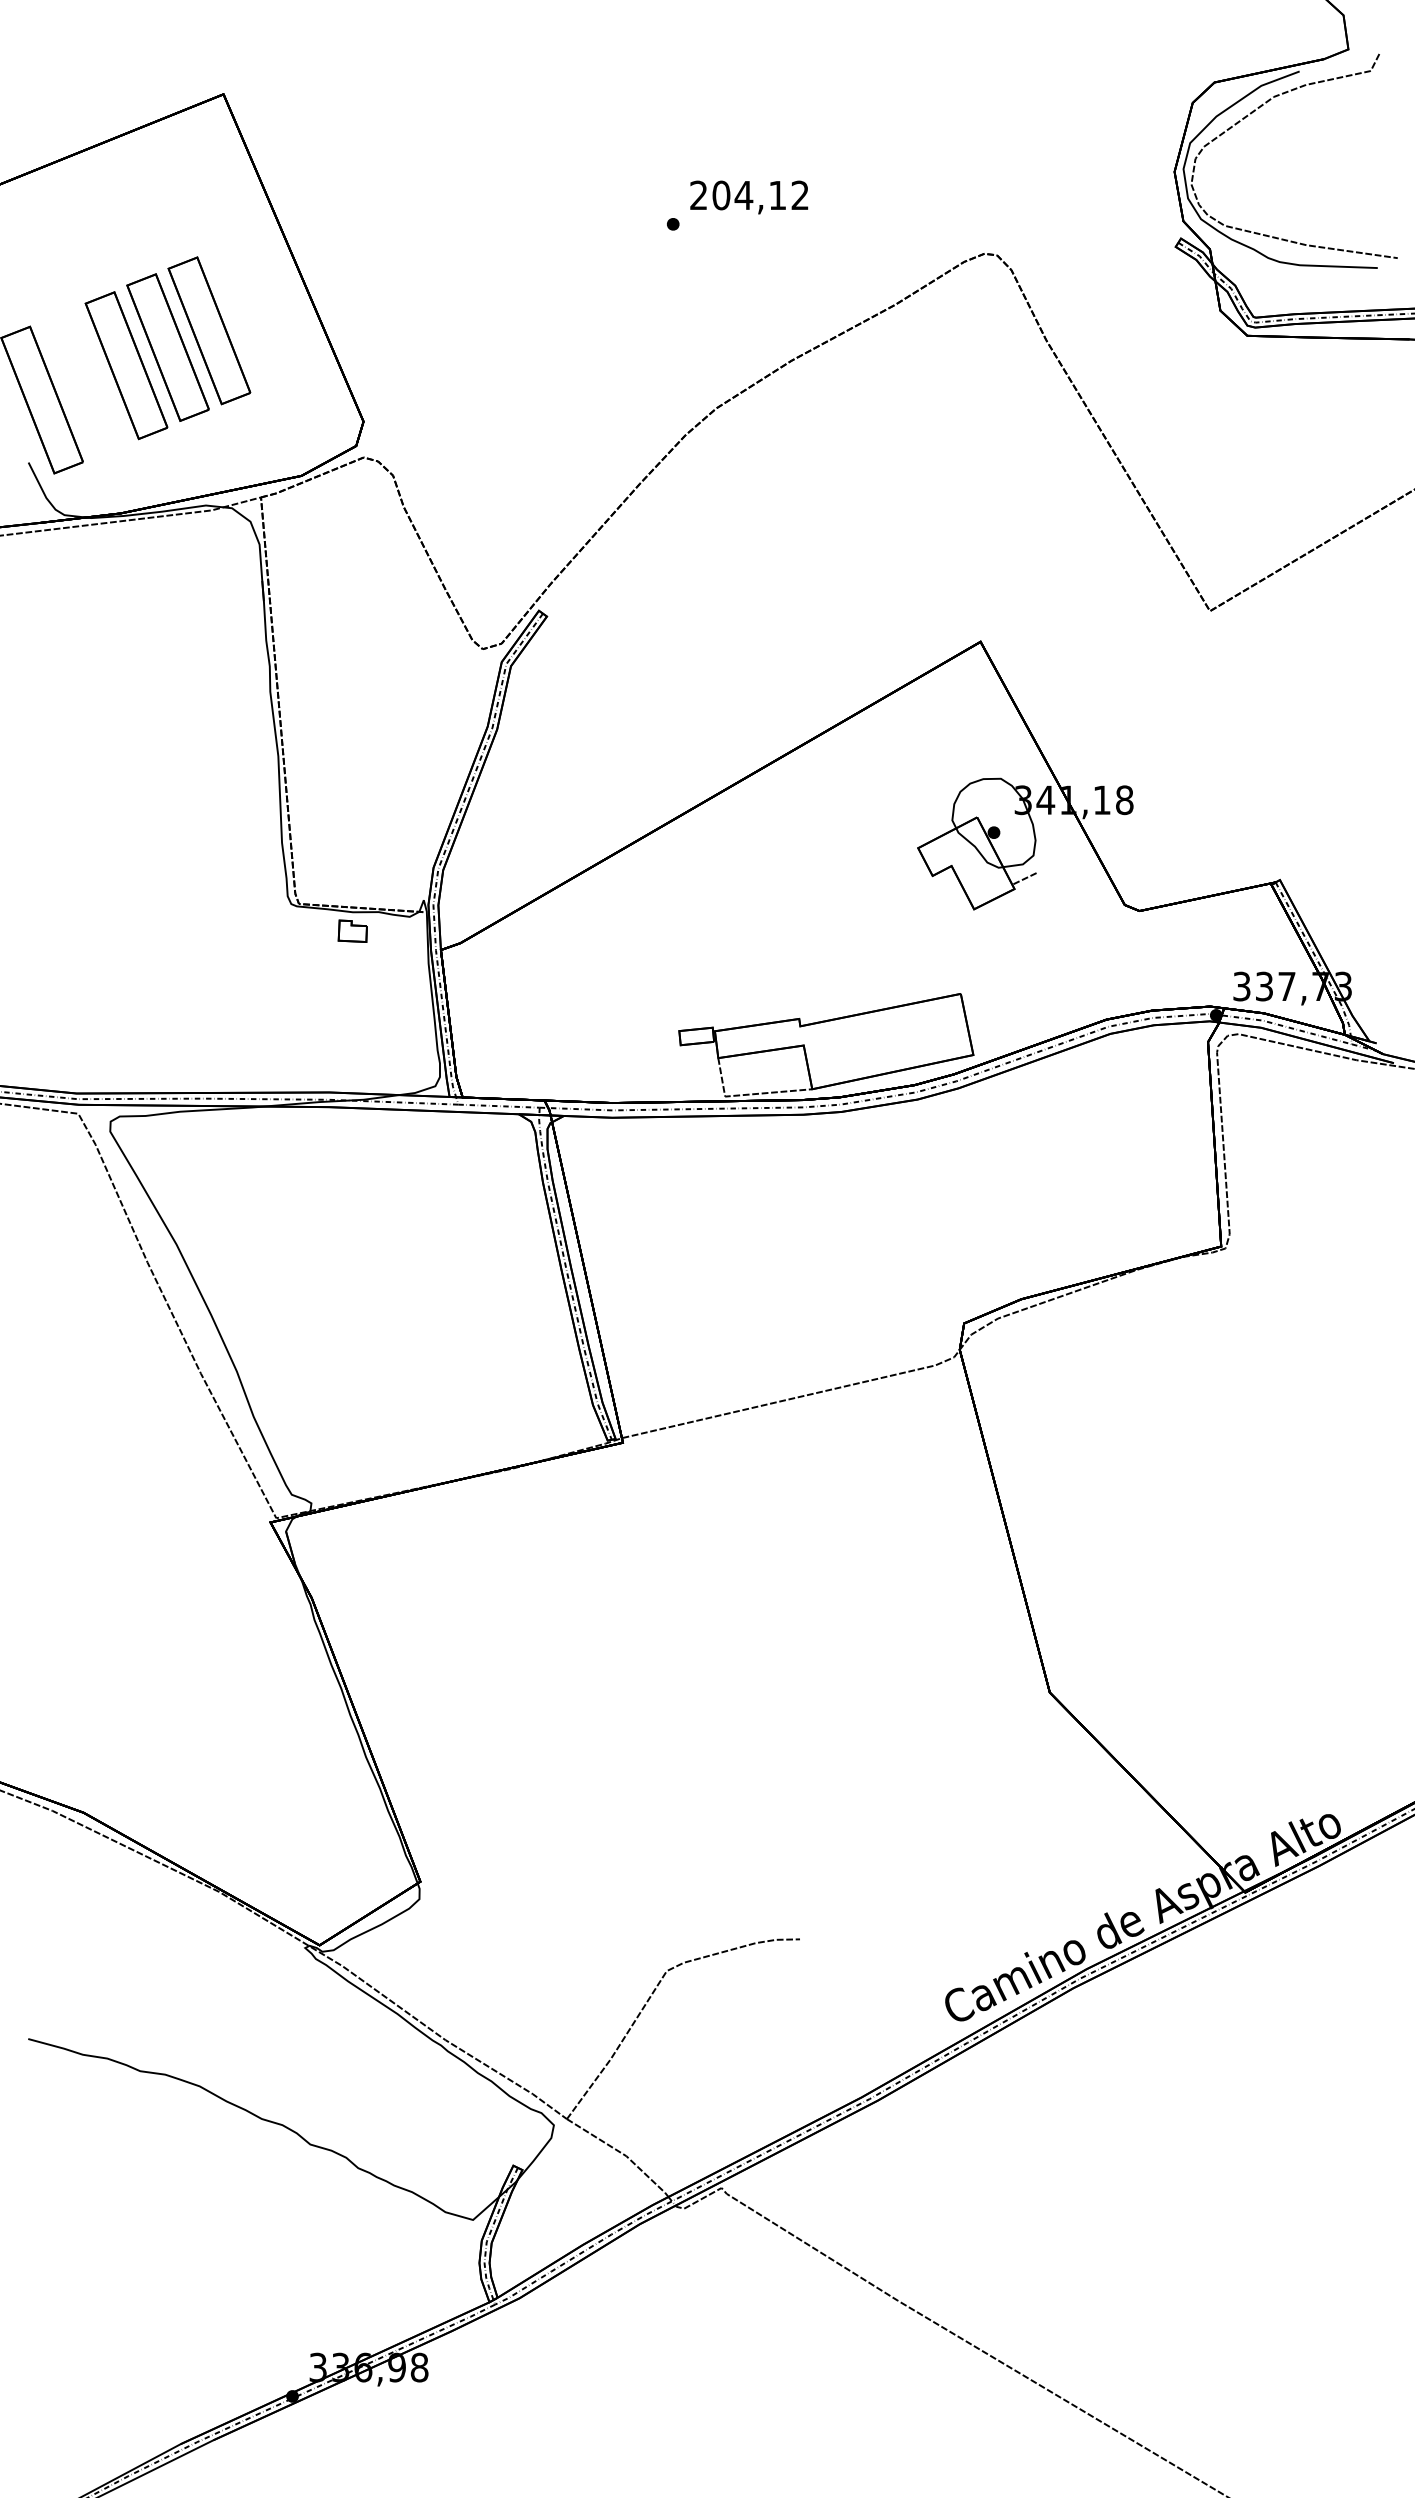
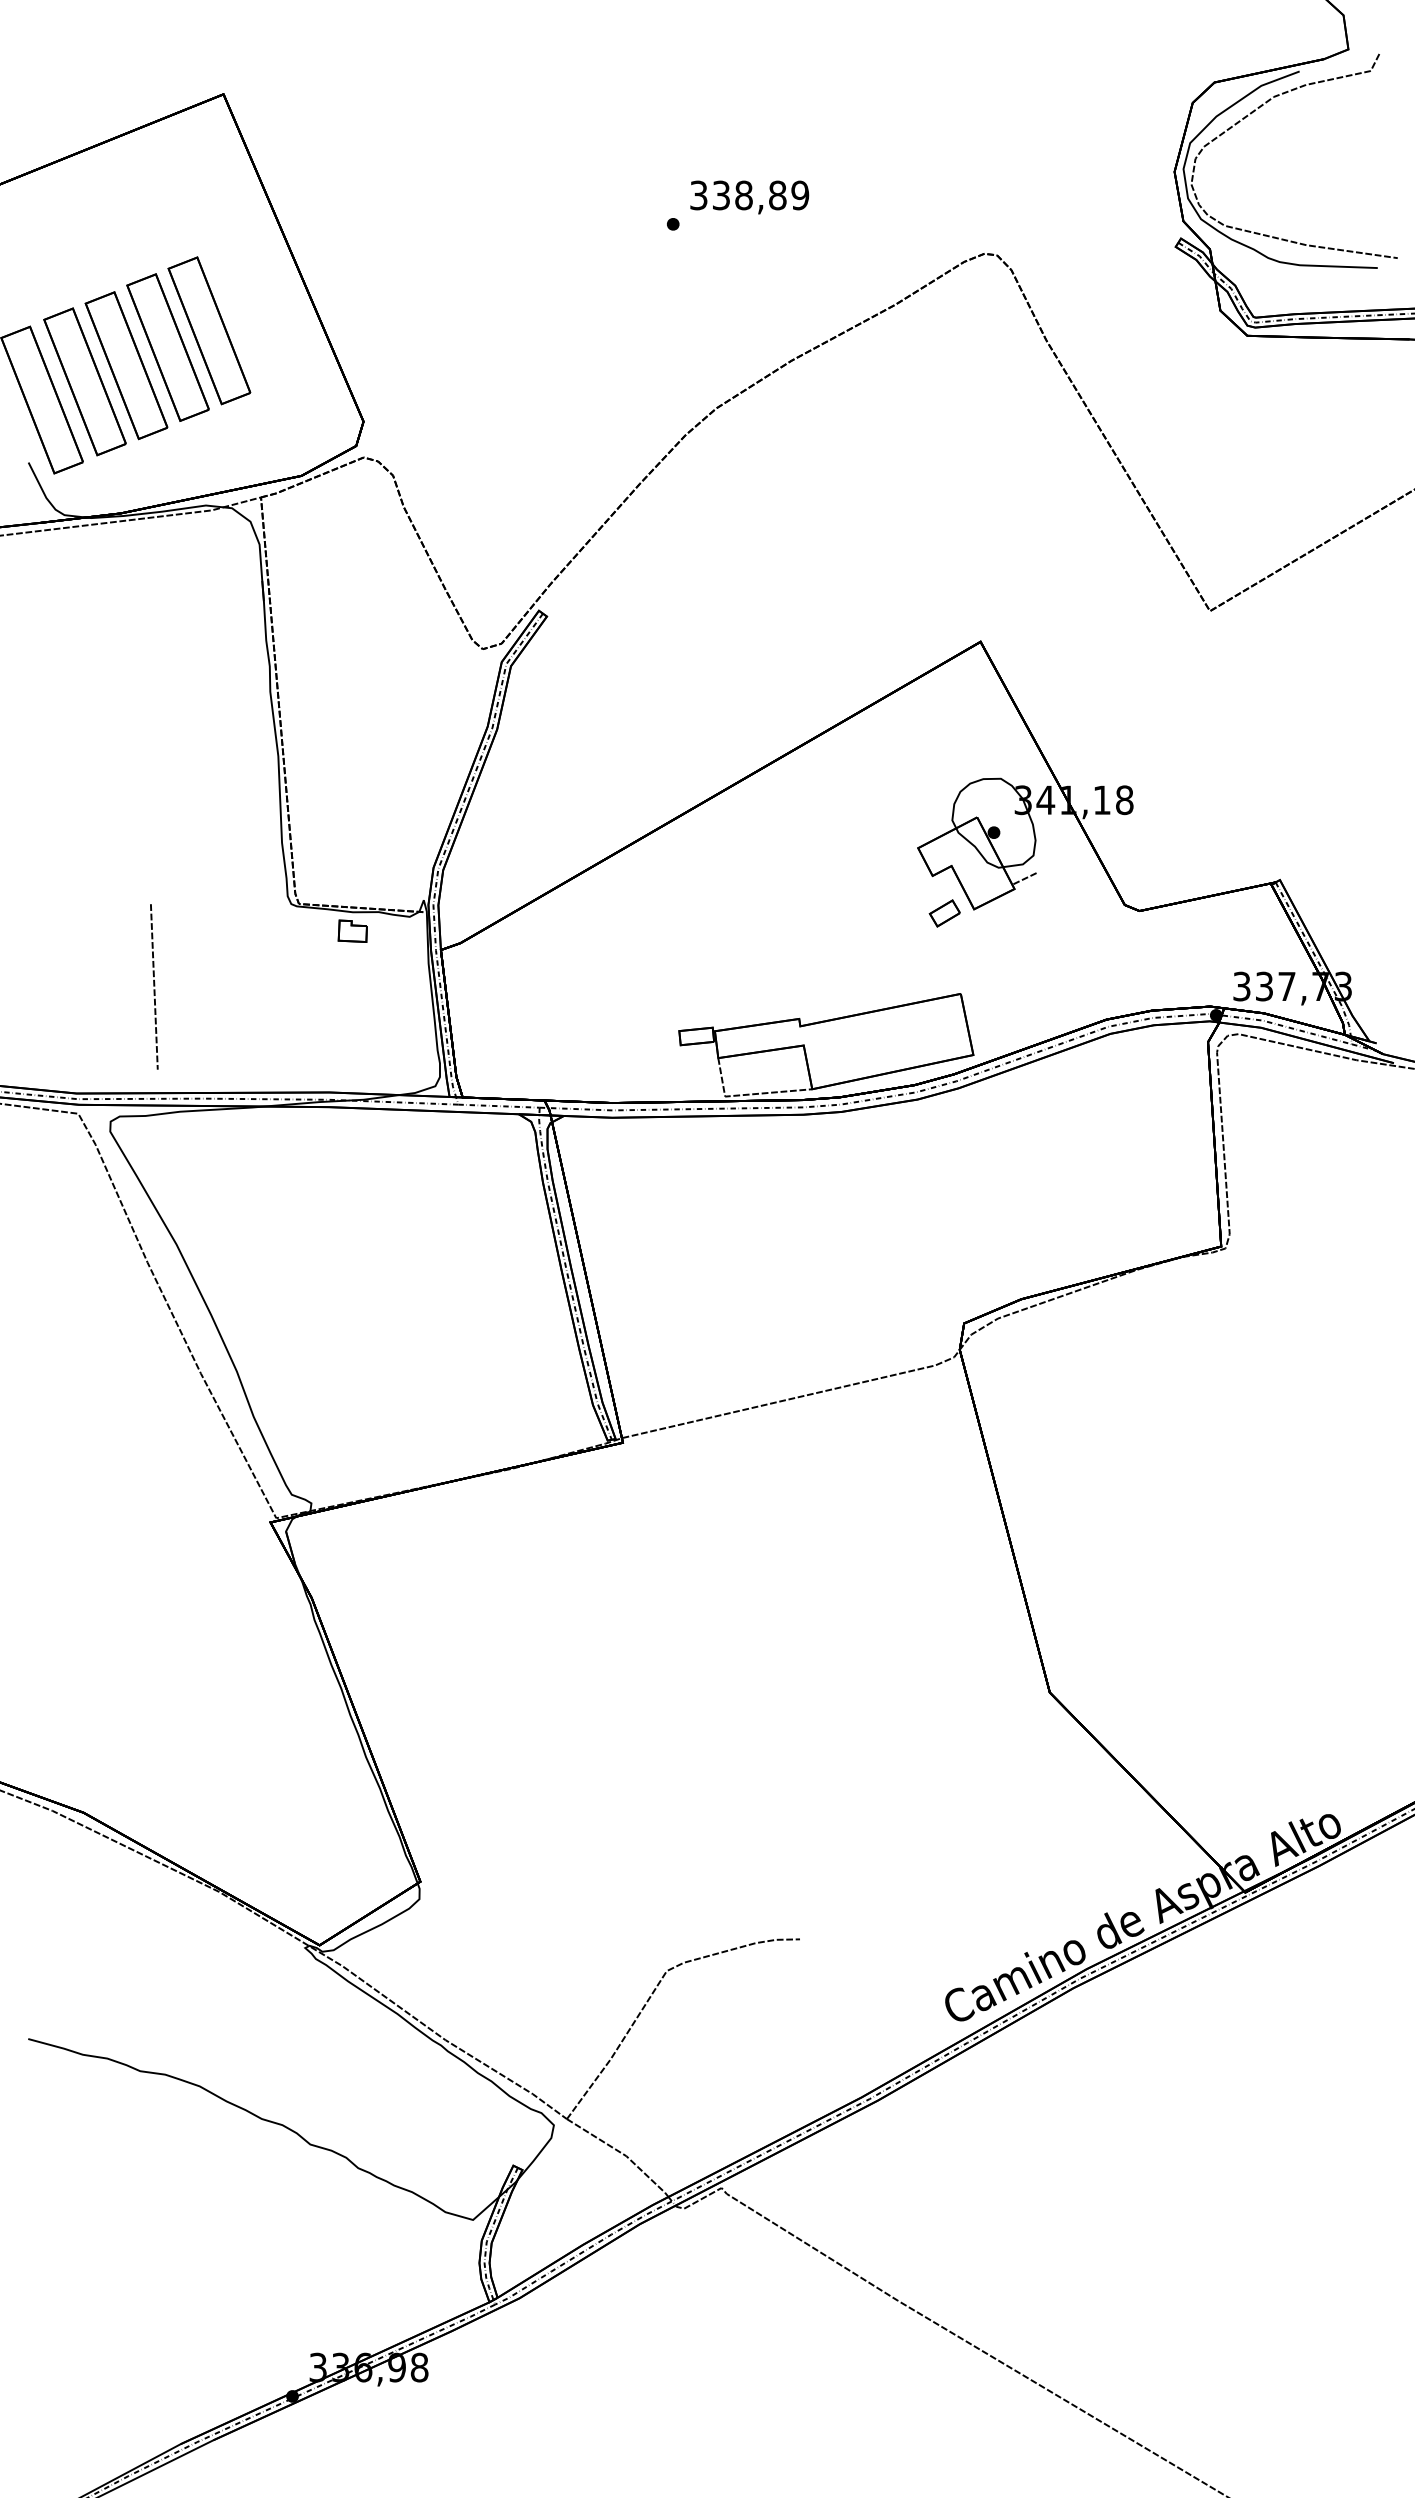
text: 204,12 -> 338,89 (749, 195)
part: none -> present (84, 381)
part: none -> present (944, 913)
line: none -> present (154, 986)
